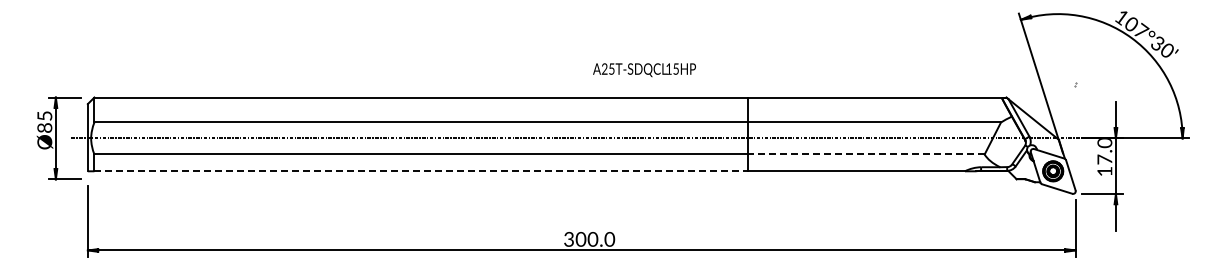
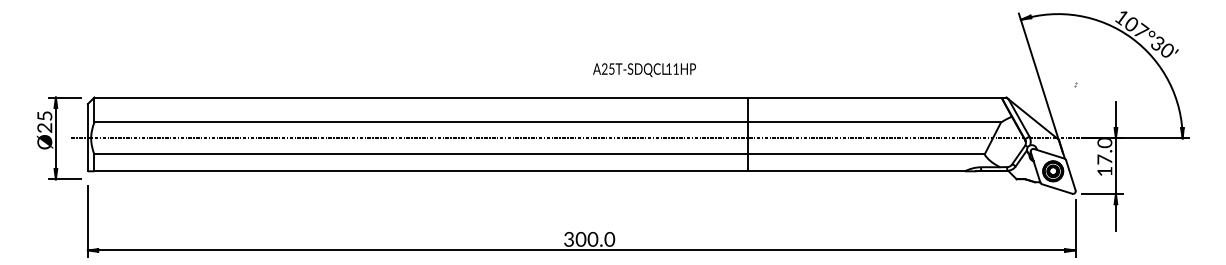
text: 15HP -> 11HP (675, 68)
text: Ø85 -> Ø25 (45, 127)
line: dashed -> solid (865, 154)
line: dashed -> solid (421, 171)
